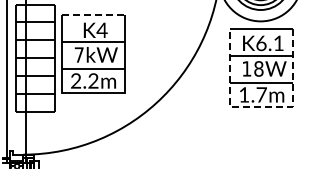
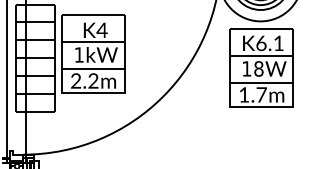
line: dashed -> solid (93, 15)
text: 7 -> 1 (78, 54)
line: dashed -> solid (260, 107)
